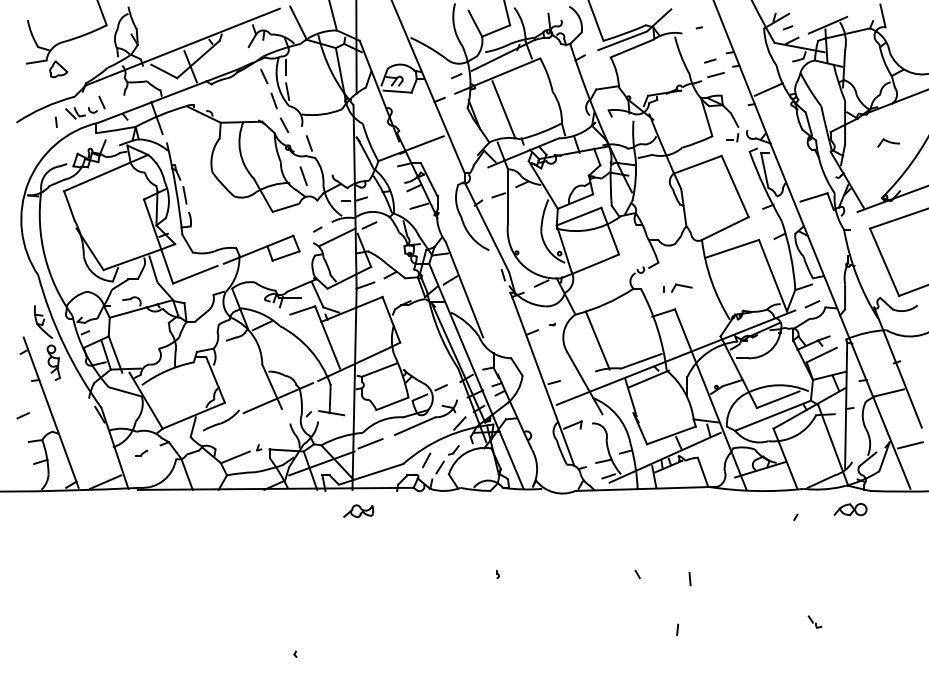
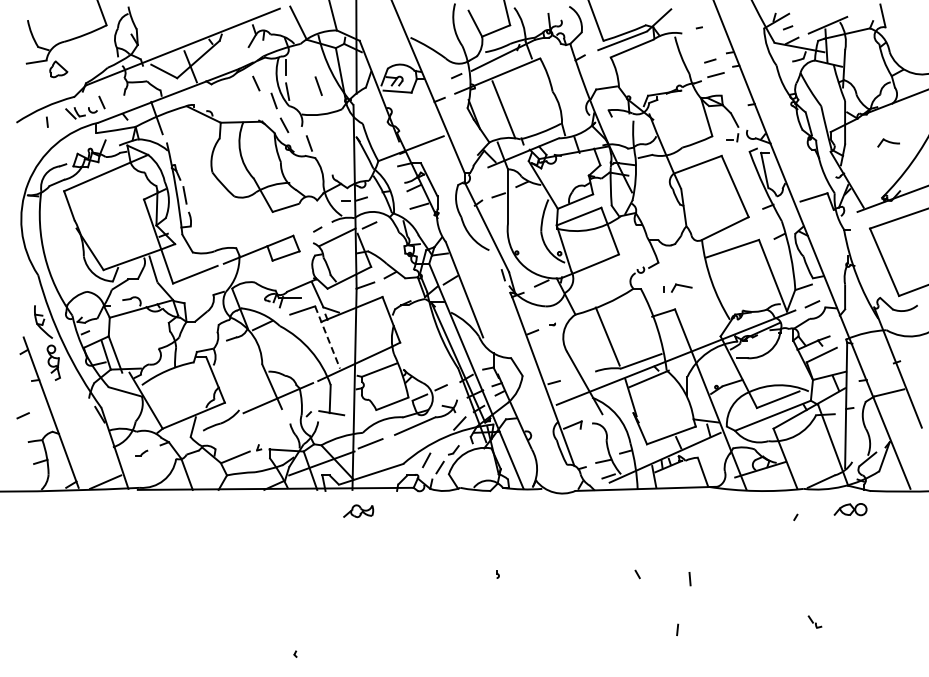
line position: (264, 76) -> (256, 83) (256, 83)
line: present -> none (768, 89)
line position: (56, 121) -> (47, 121) (47, 121)
line position: (303, 175) -> (318, 85) (318, 85)
line: solid -> dashed (327, 337)
line position: (597, 340) -> (607, 336) (607, 336)
line: present -> none (910, 445)
